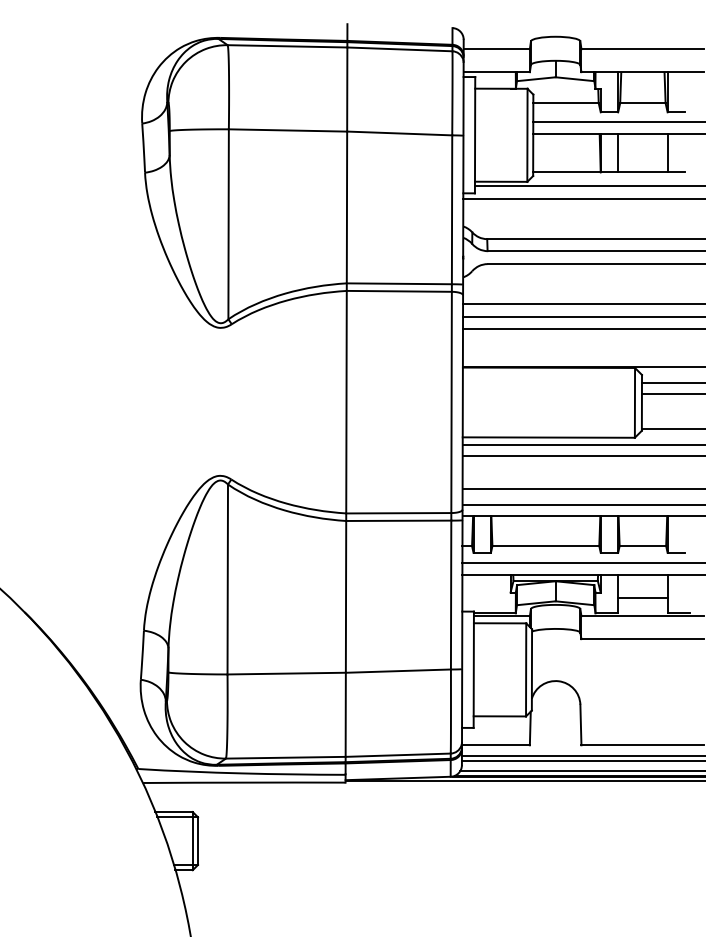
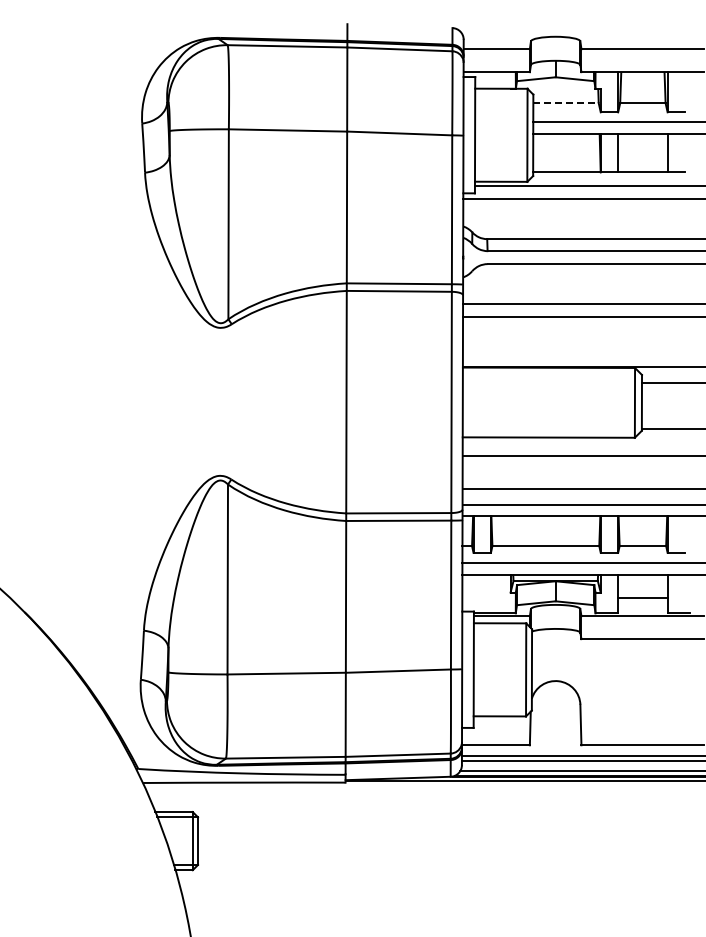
line: solid -> dashed (566, 103)
line: present -> none (582, 329)
line: present -> none (671, 394)
line: present -> none (582, 444)
